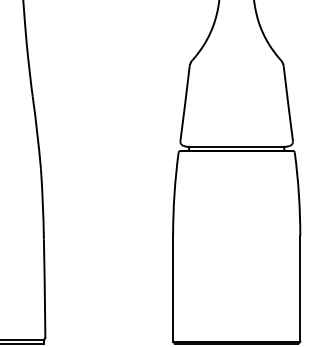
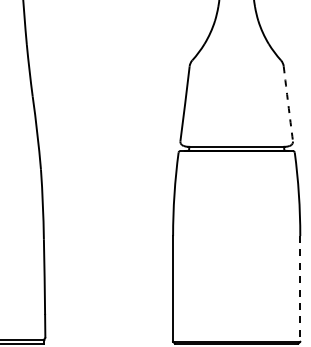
arc: solid -> dashed (288, 103)
line: solid -> dashed (300, 288)
